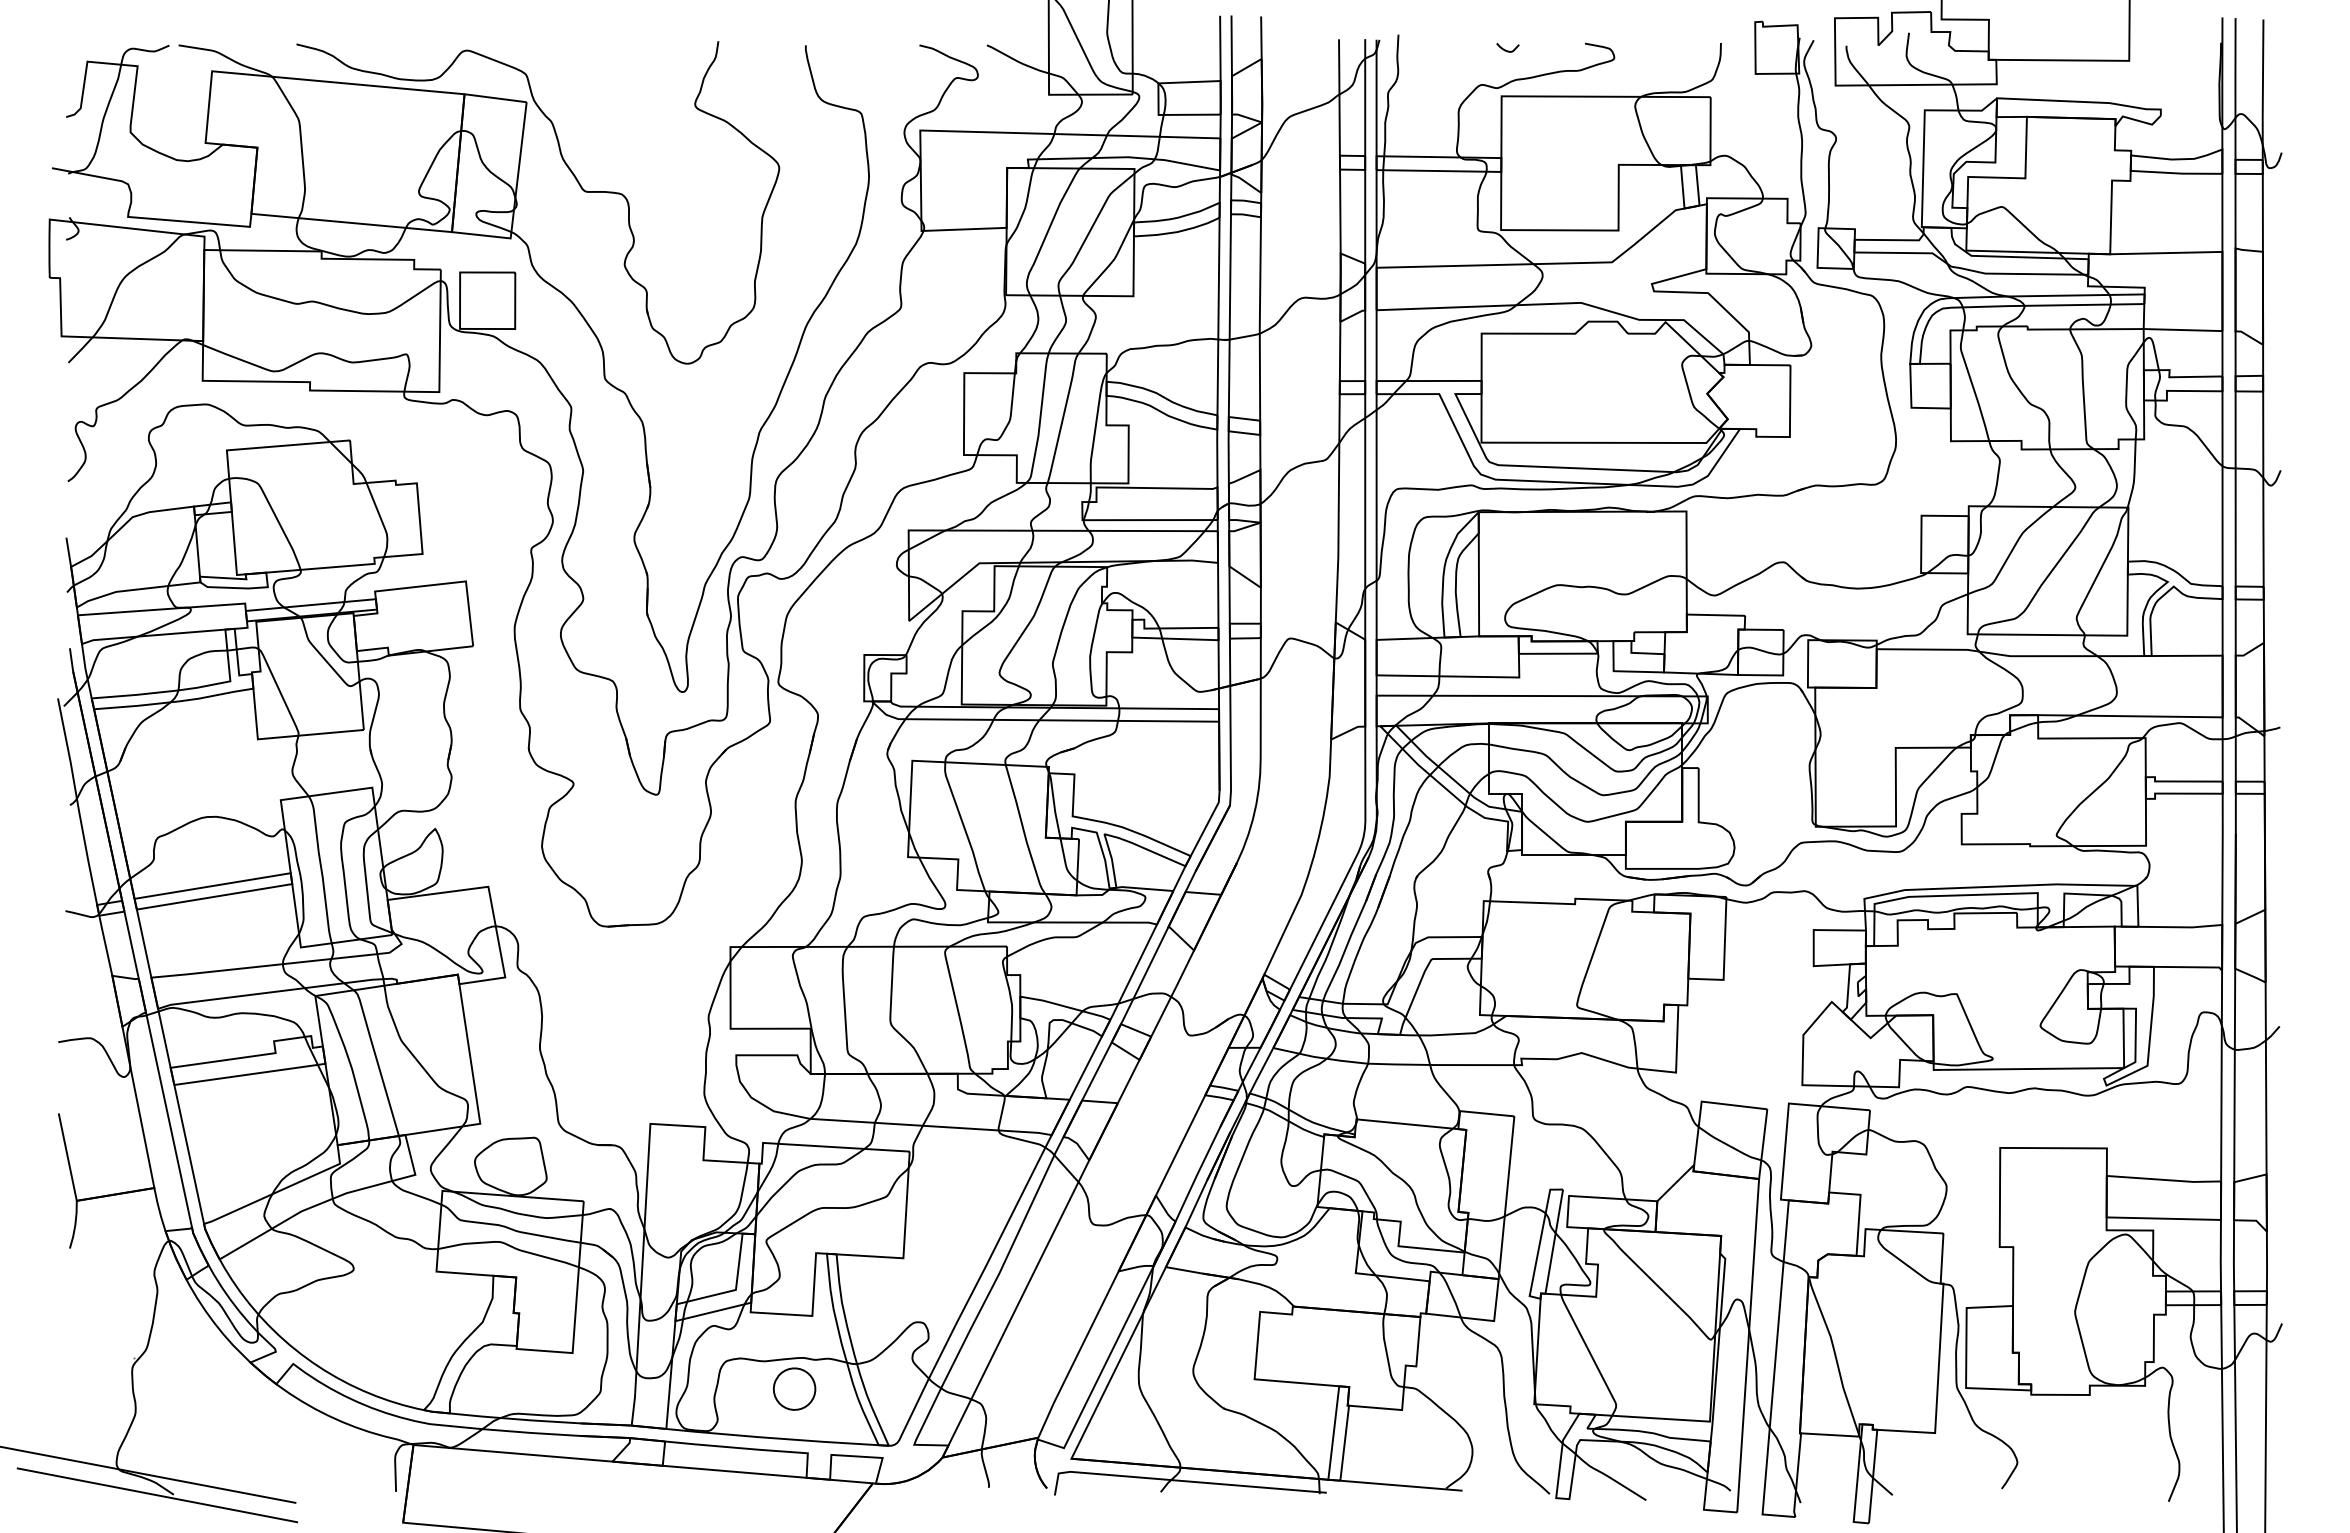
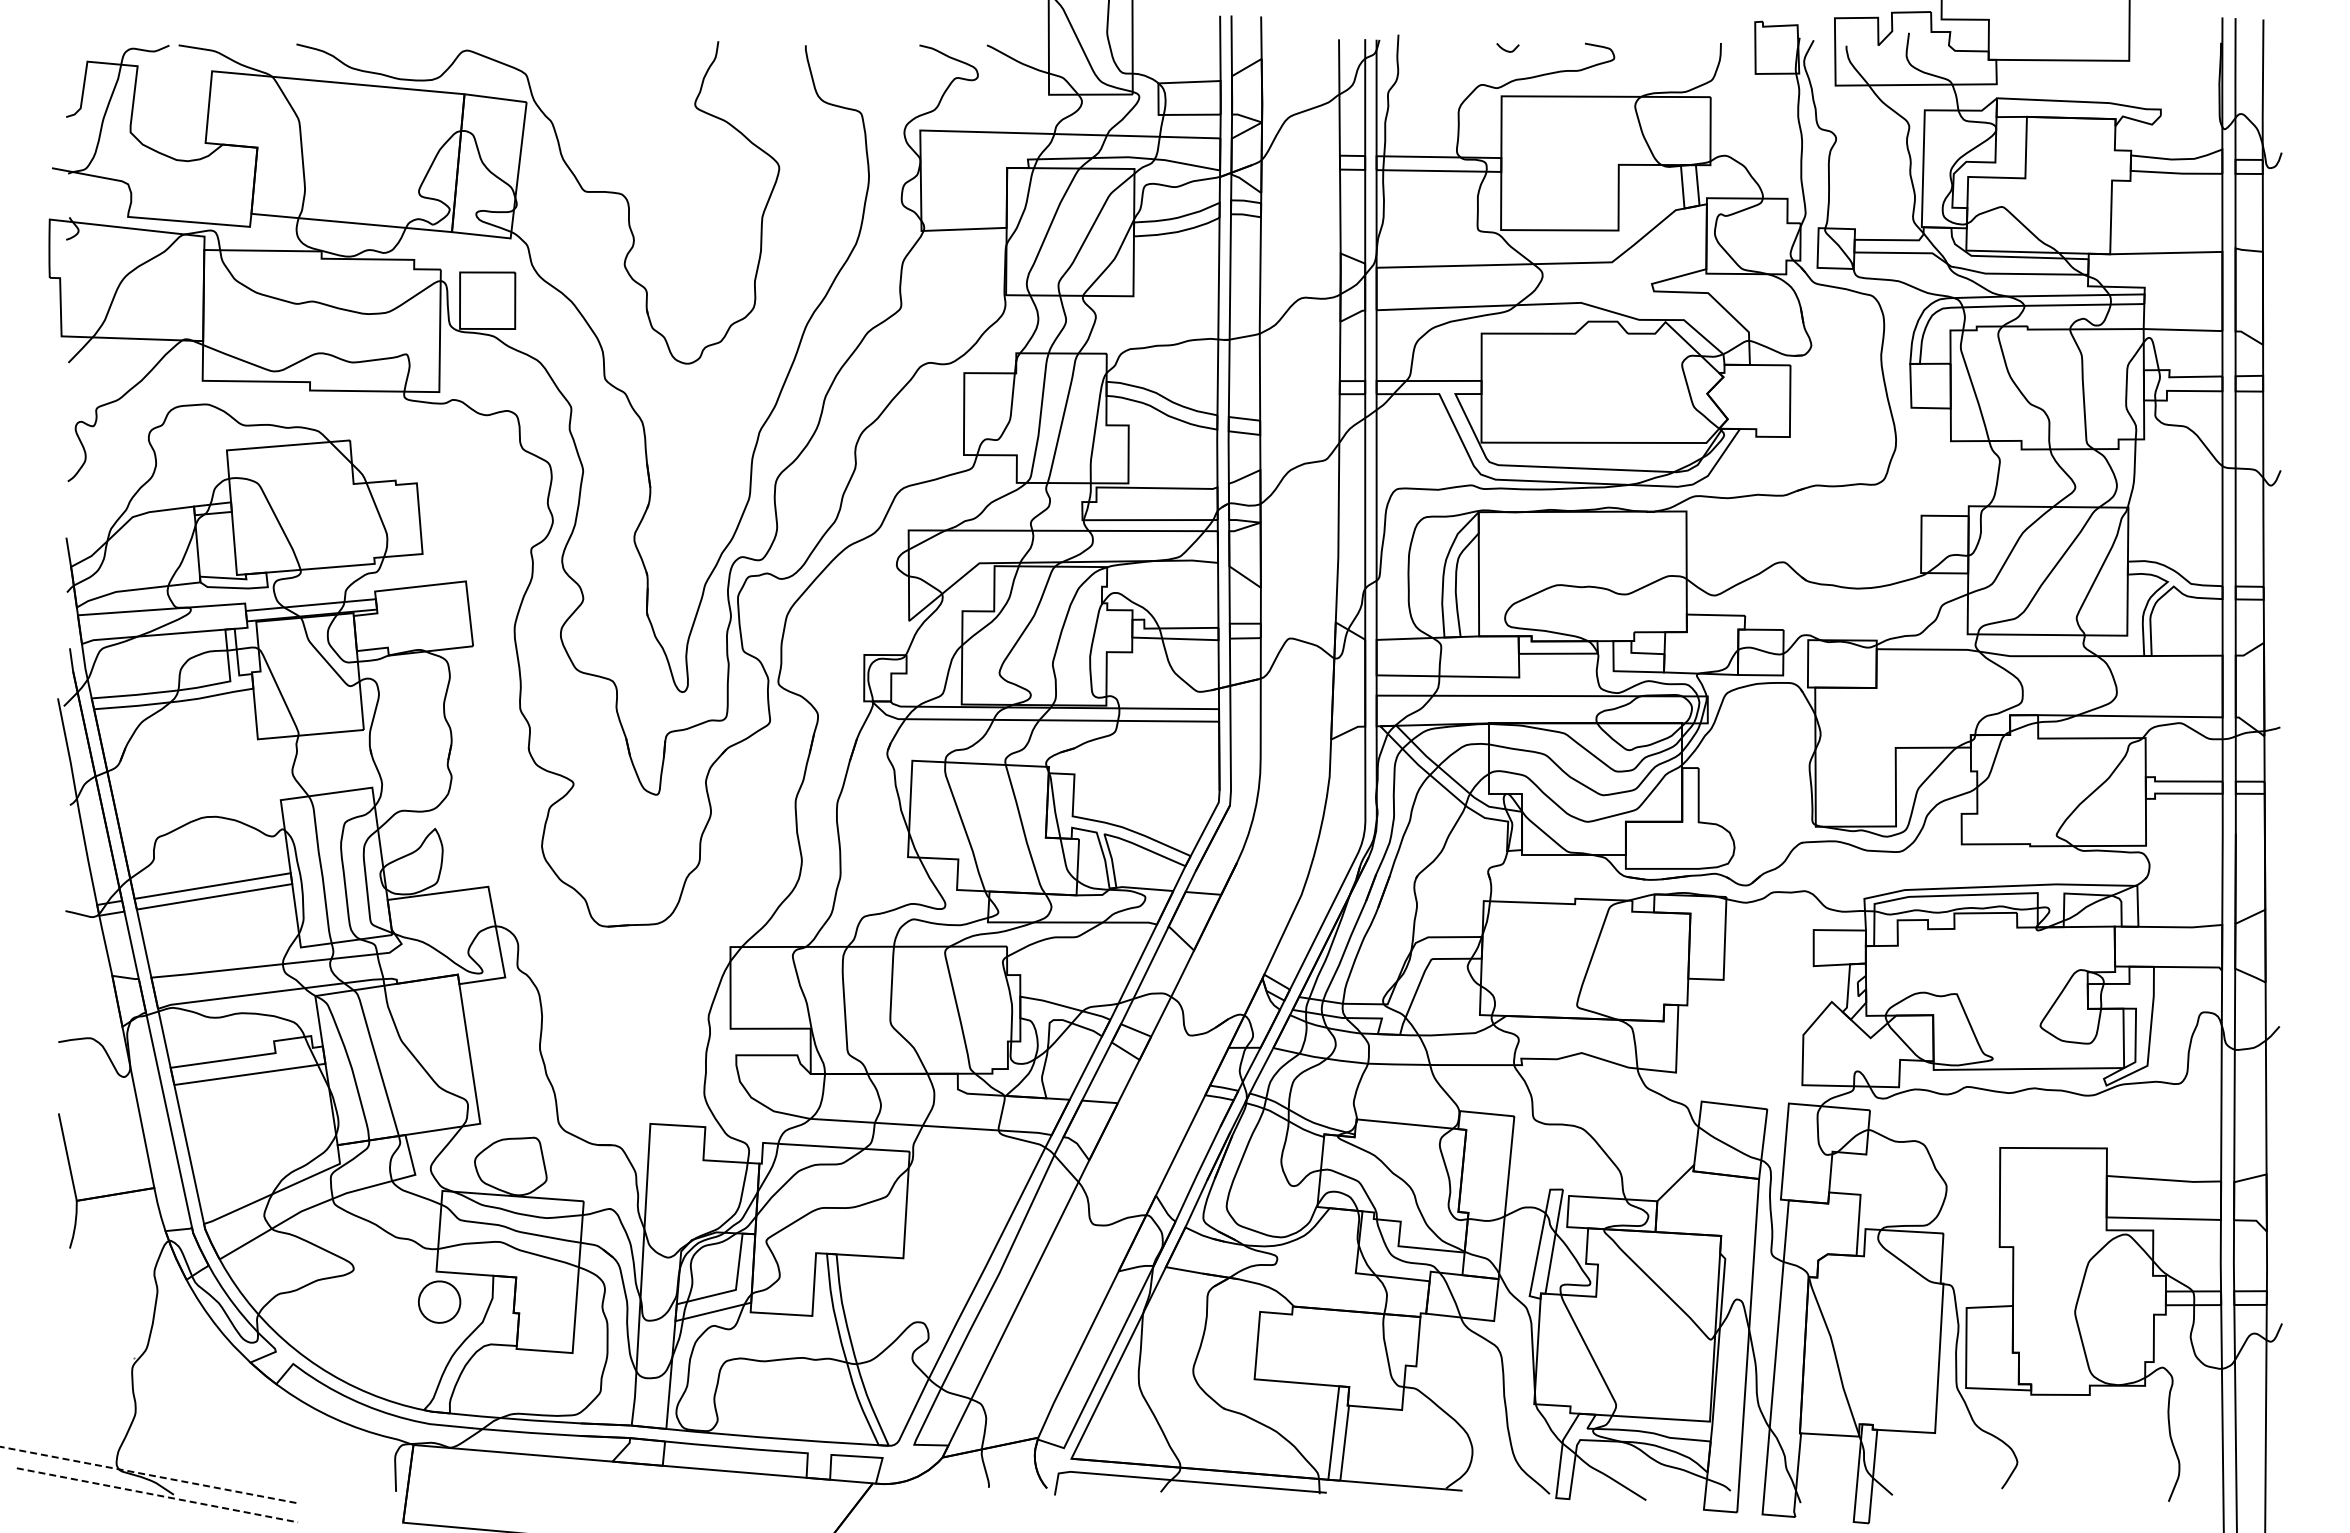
part position: (794, 1388) -> (439, 1301) (439, 1301)
line: solid -> dashed (148, 1474)
line: solid -> dashed (157, 1495)
